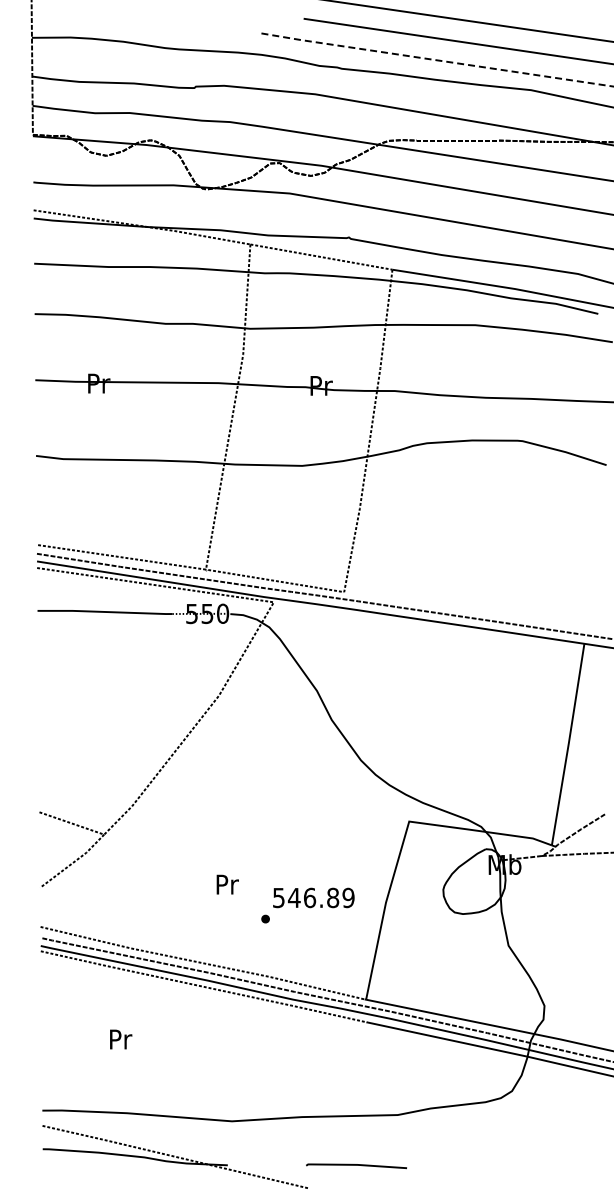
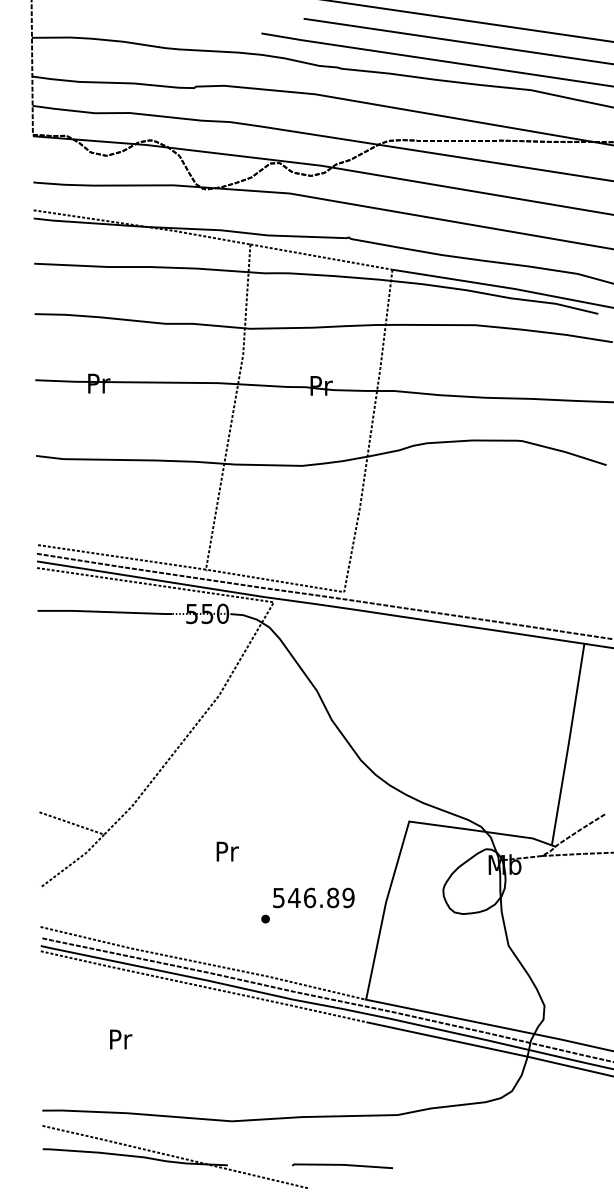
line: dashed -> solid (436, 60)
text position: (227, 884) -> (227, 851) (227, 851)
line position: (356, 1165) -> (342, 1165) (342, 1165)
